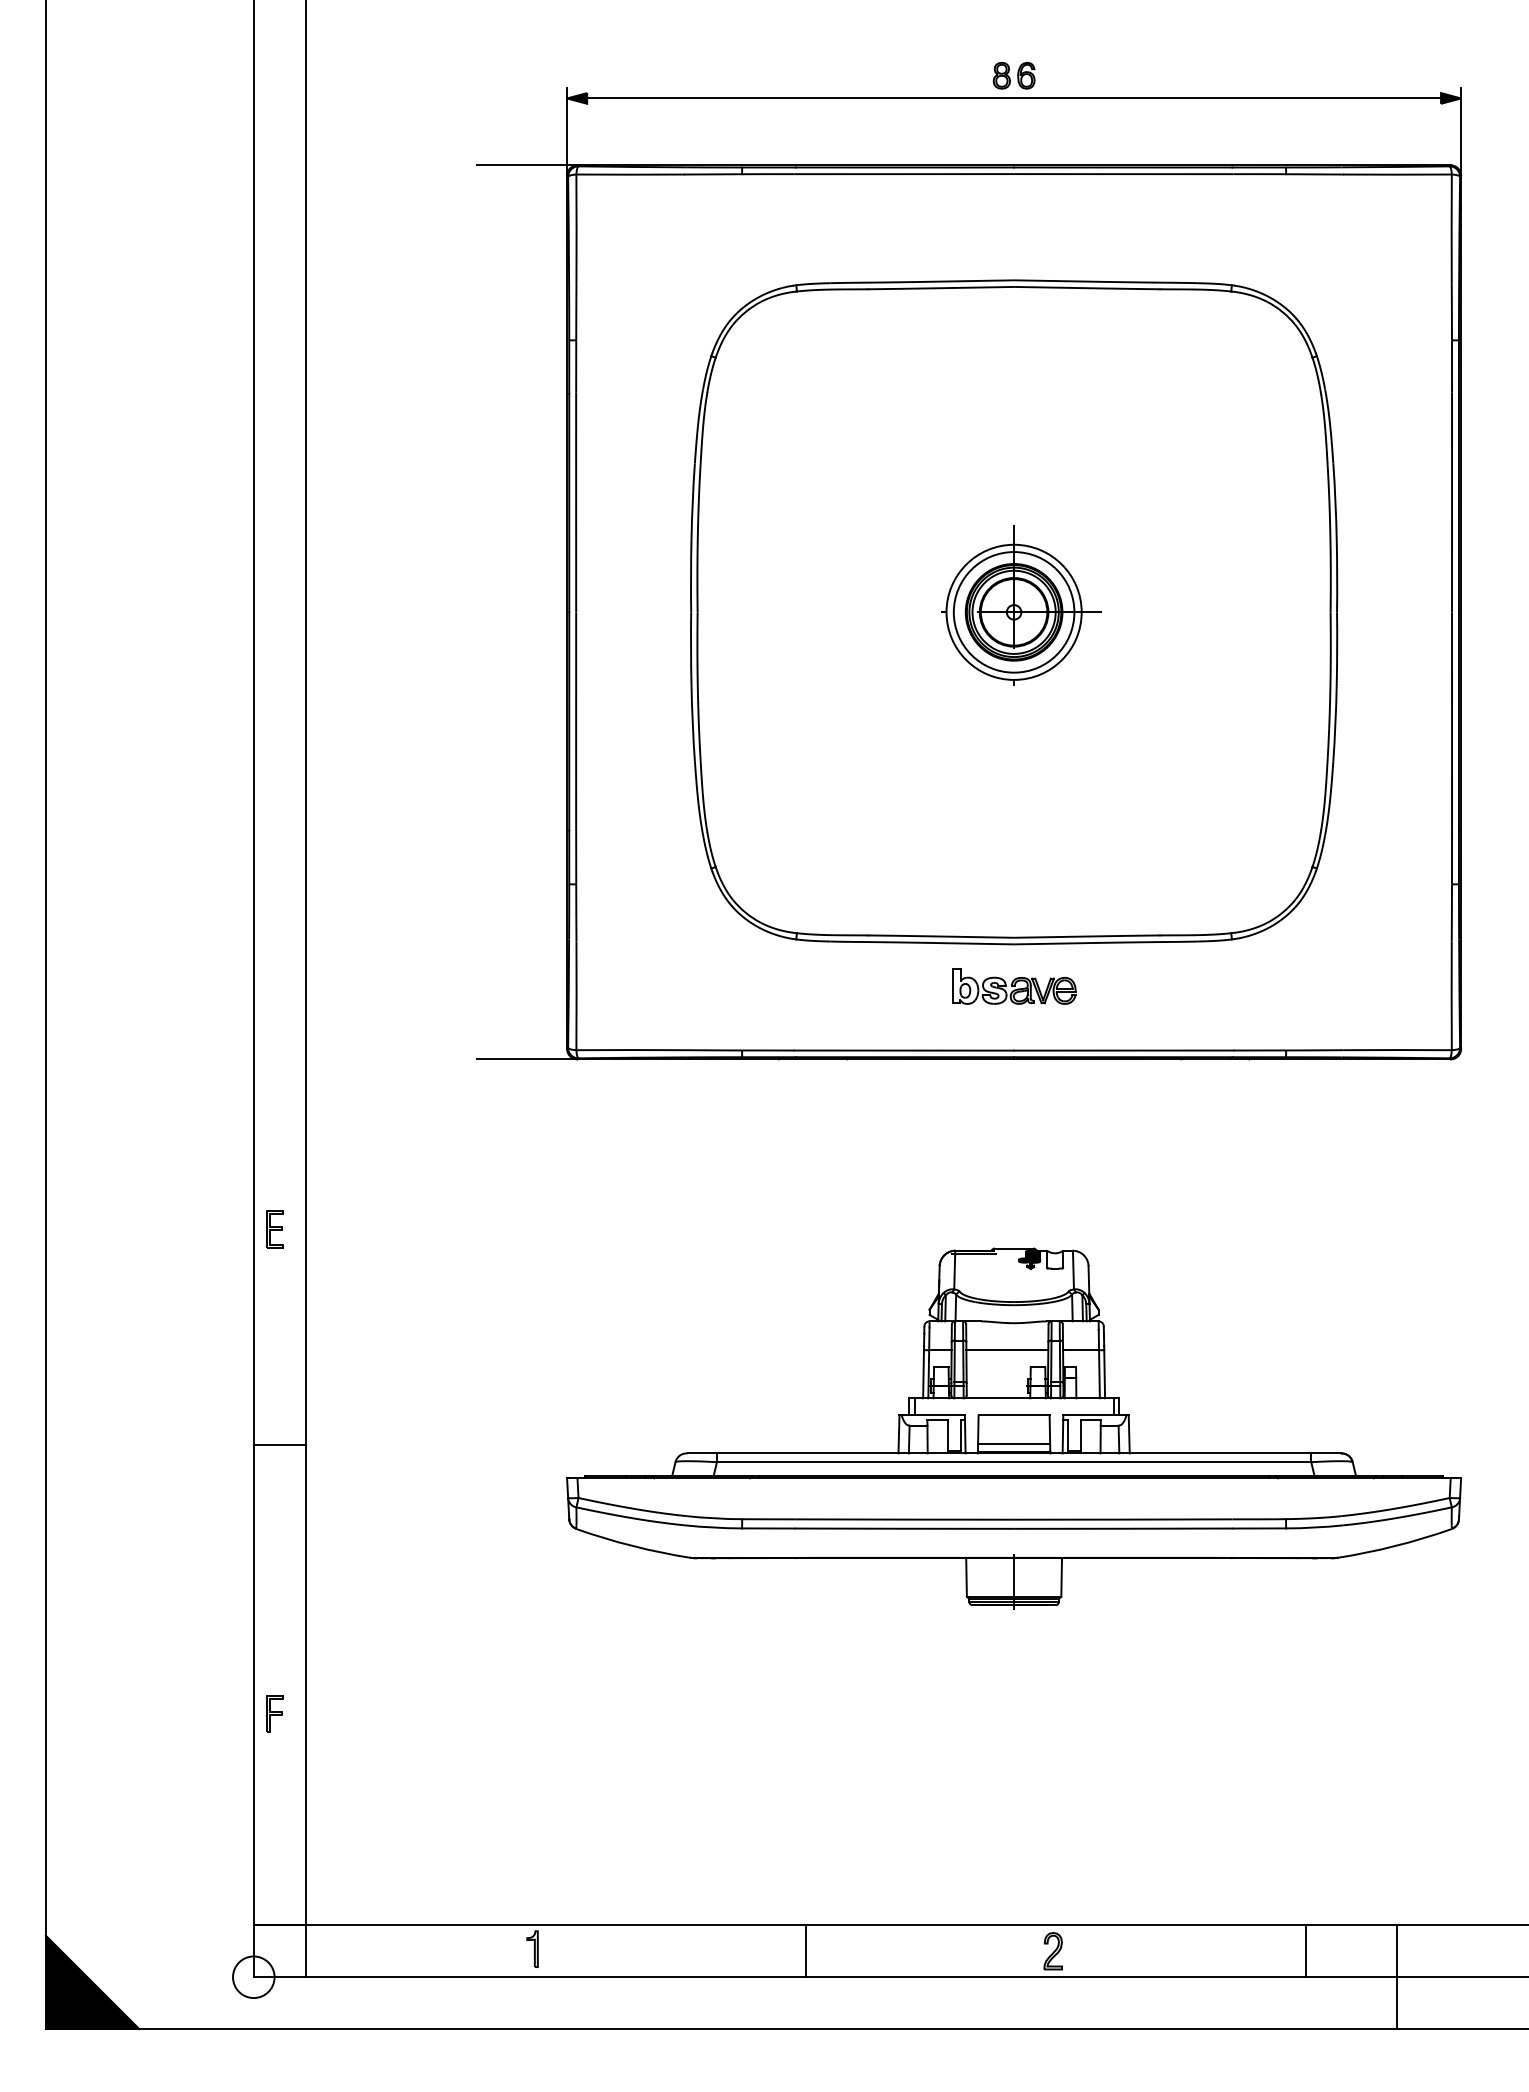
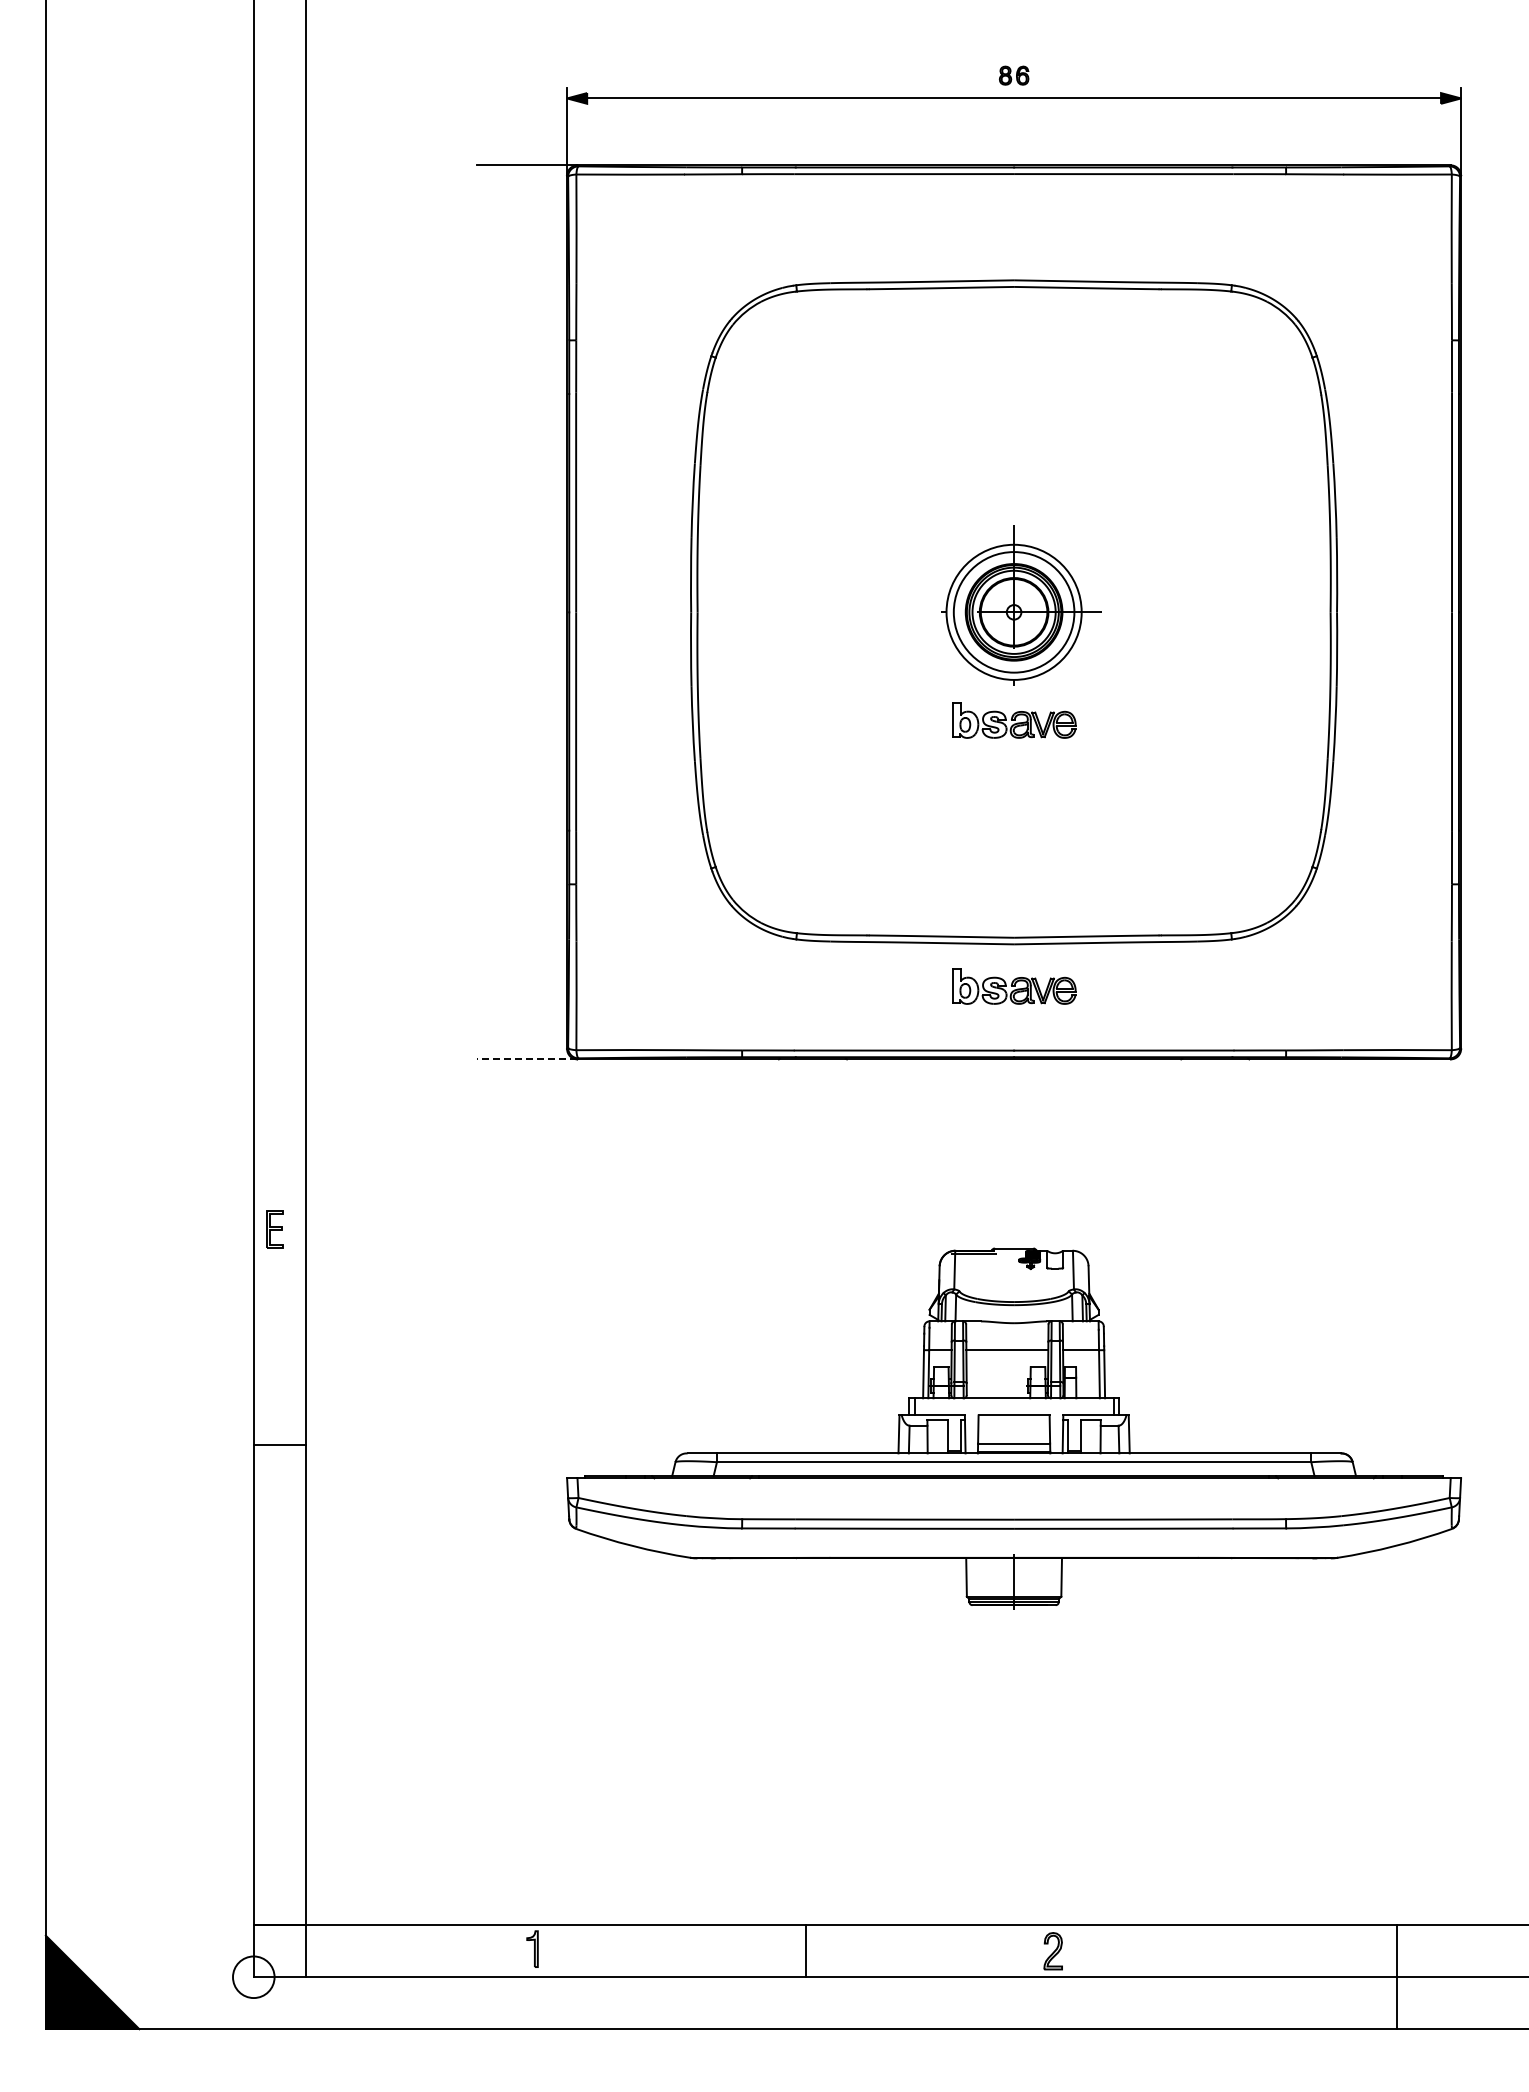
part size: 44x29 px -> 31x21 px (1014, 75)
part: none -> present (1014, 720)
line: solid -> dashed (526, 1059)
part: present -> none (274, 1713)
line: present -> none (1306, 1951)
